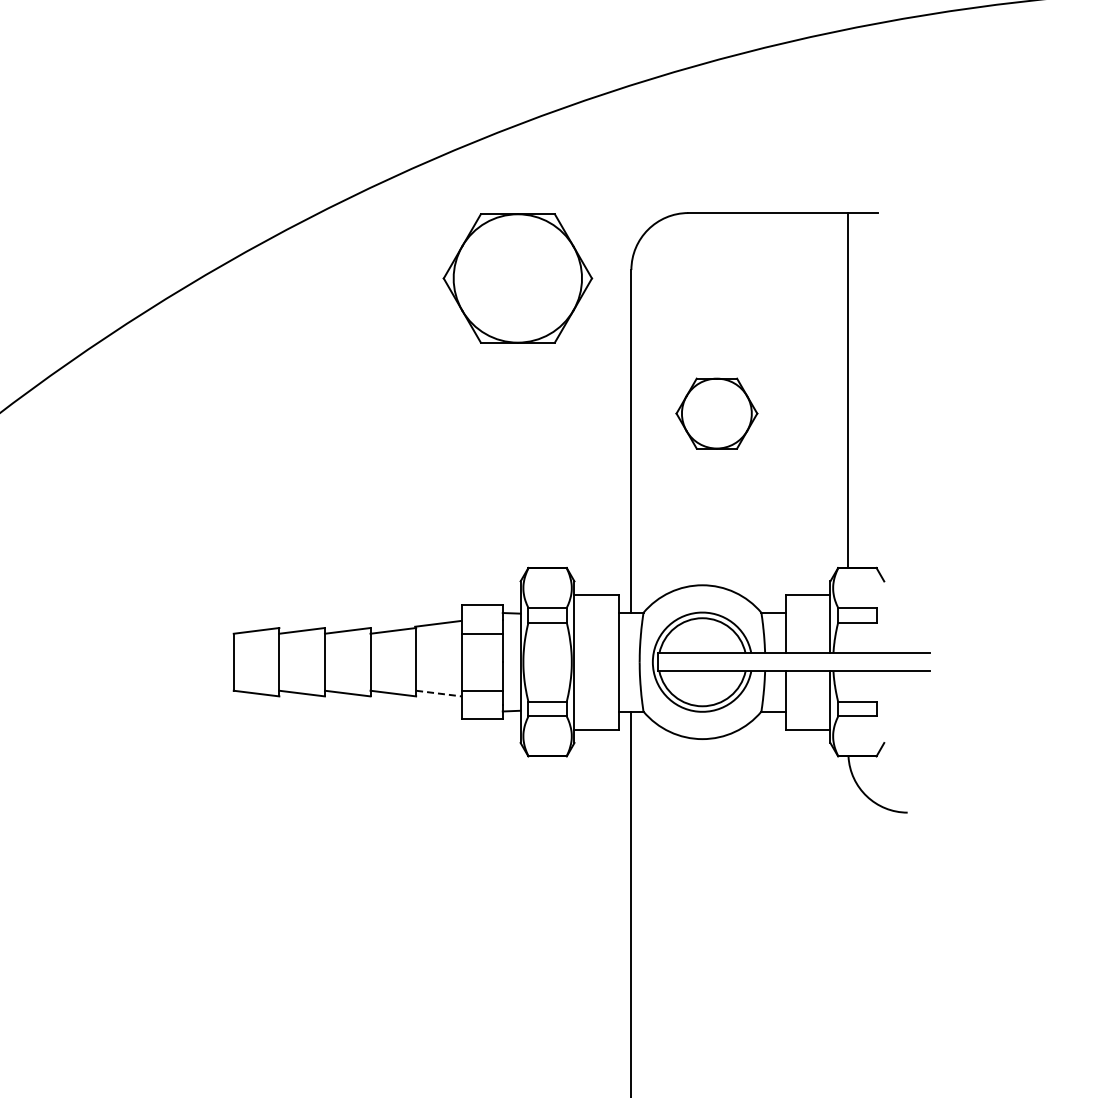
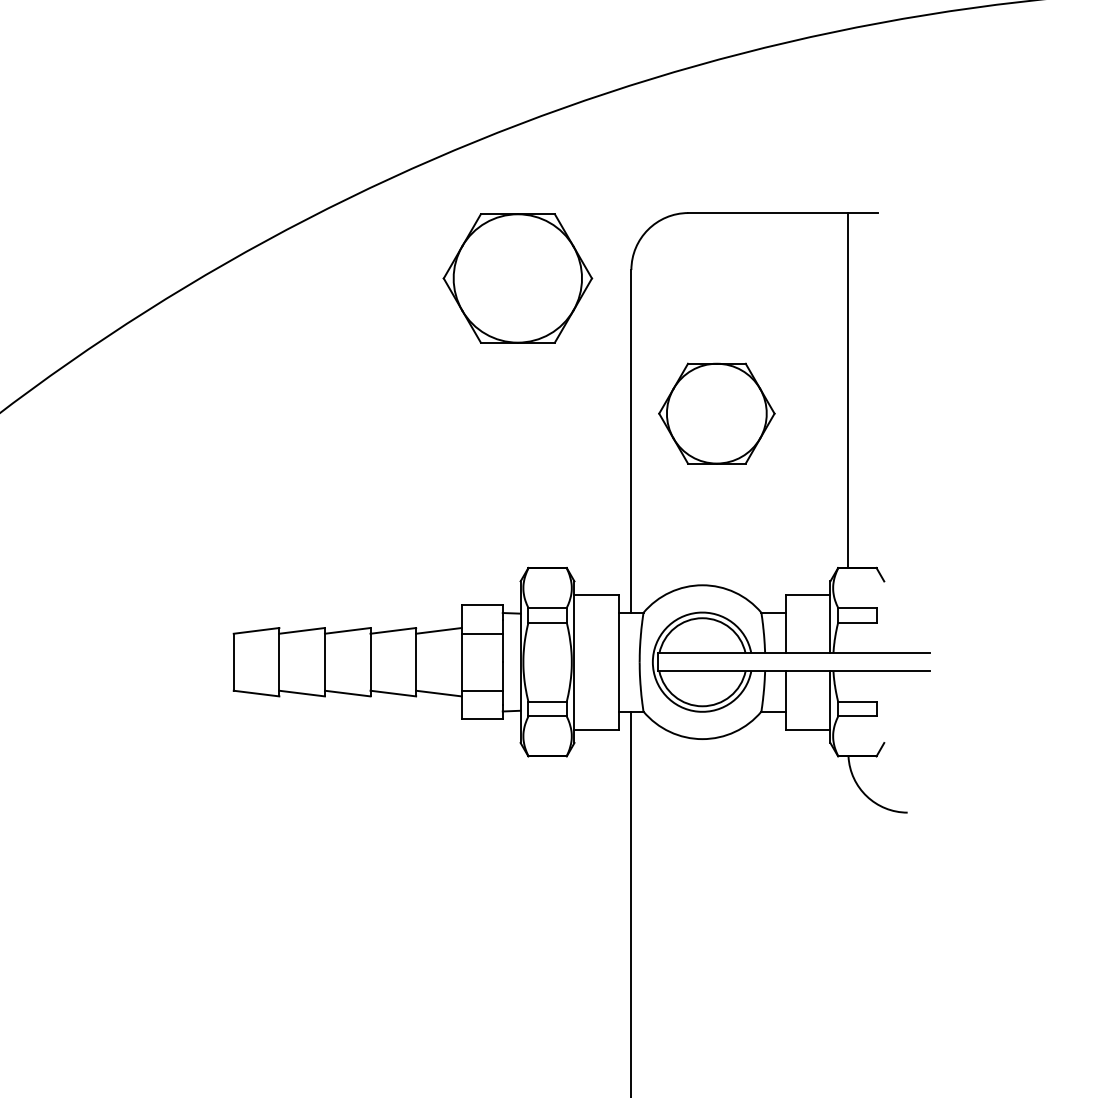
part size: 84x73 px -> 118x103 px (716, 413)
line position: (437, 623) -> (438, 630) (438, 630)
line: dashed -> solid (438, 693)
